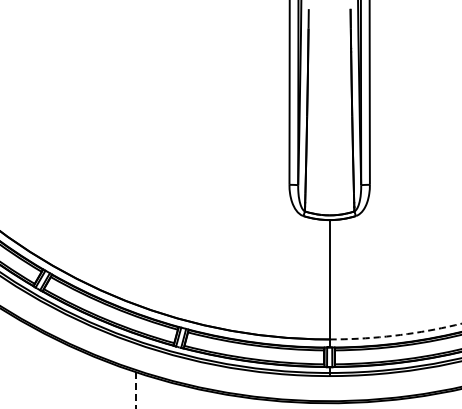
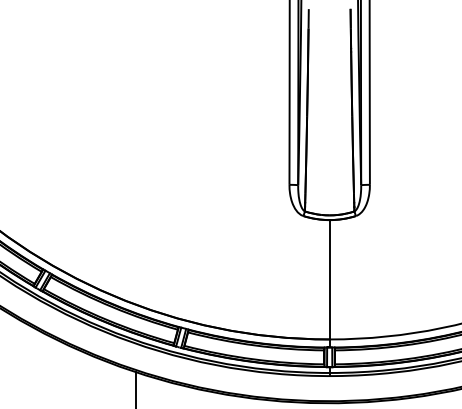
arc: dashed -> solid (395, 335)
line: dashed -> solid (136, 390)
